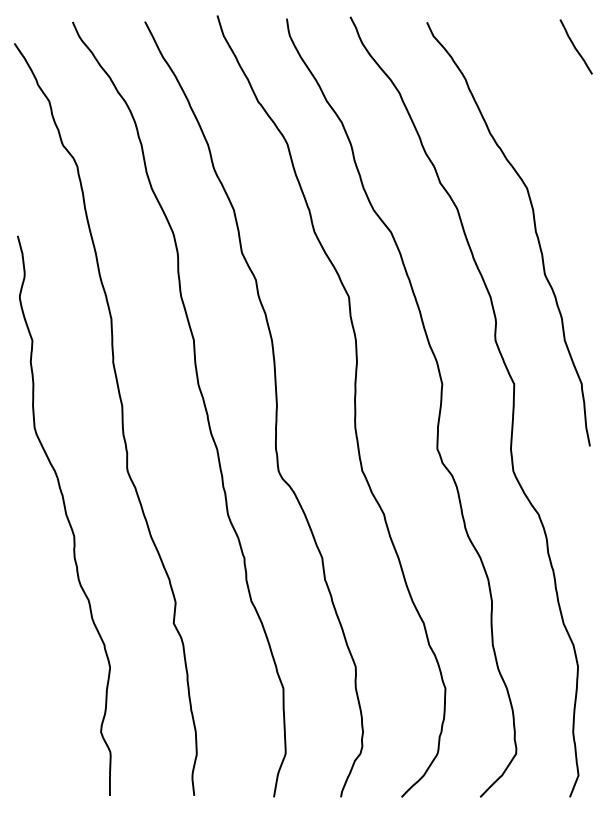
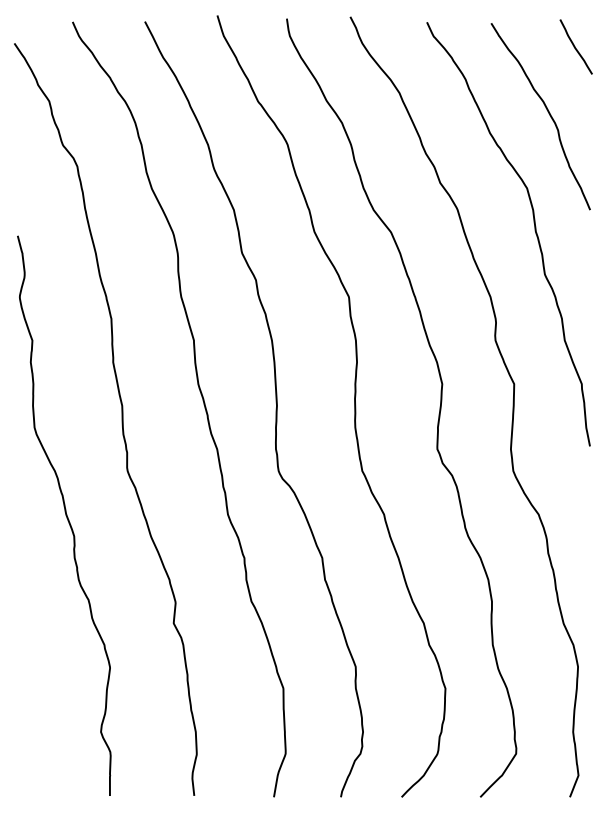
curve: none -> present (546, 110)
